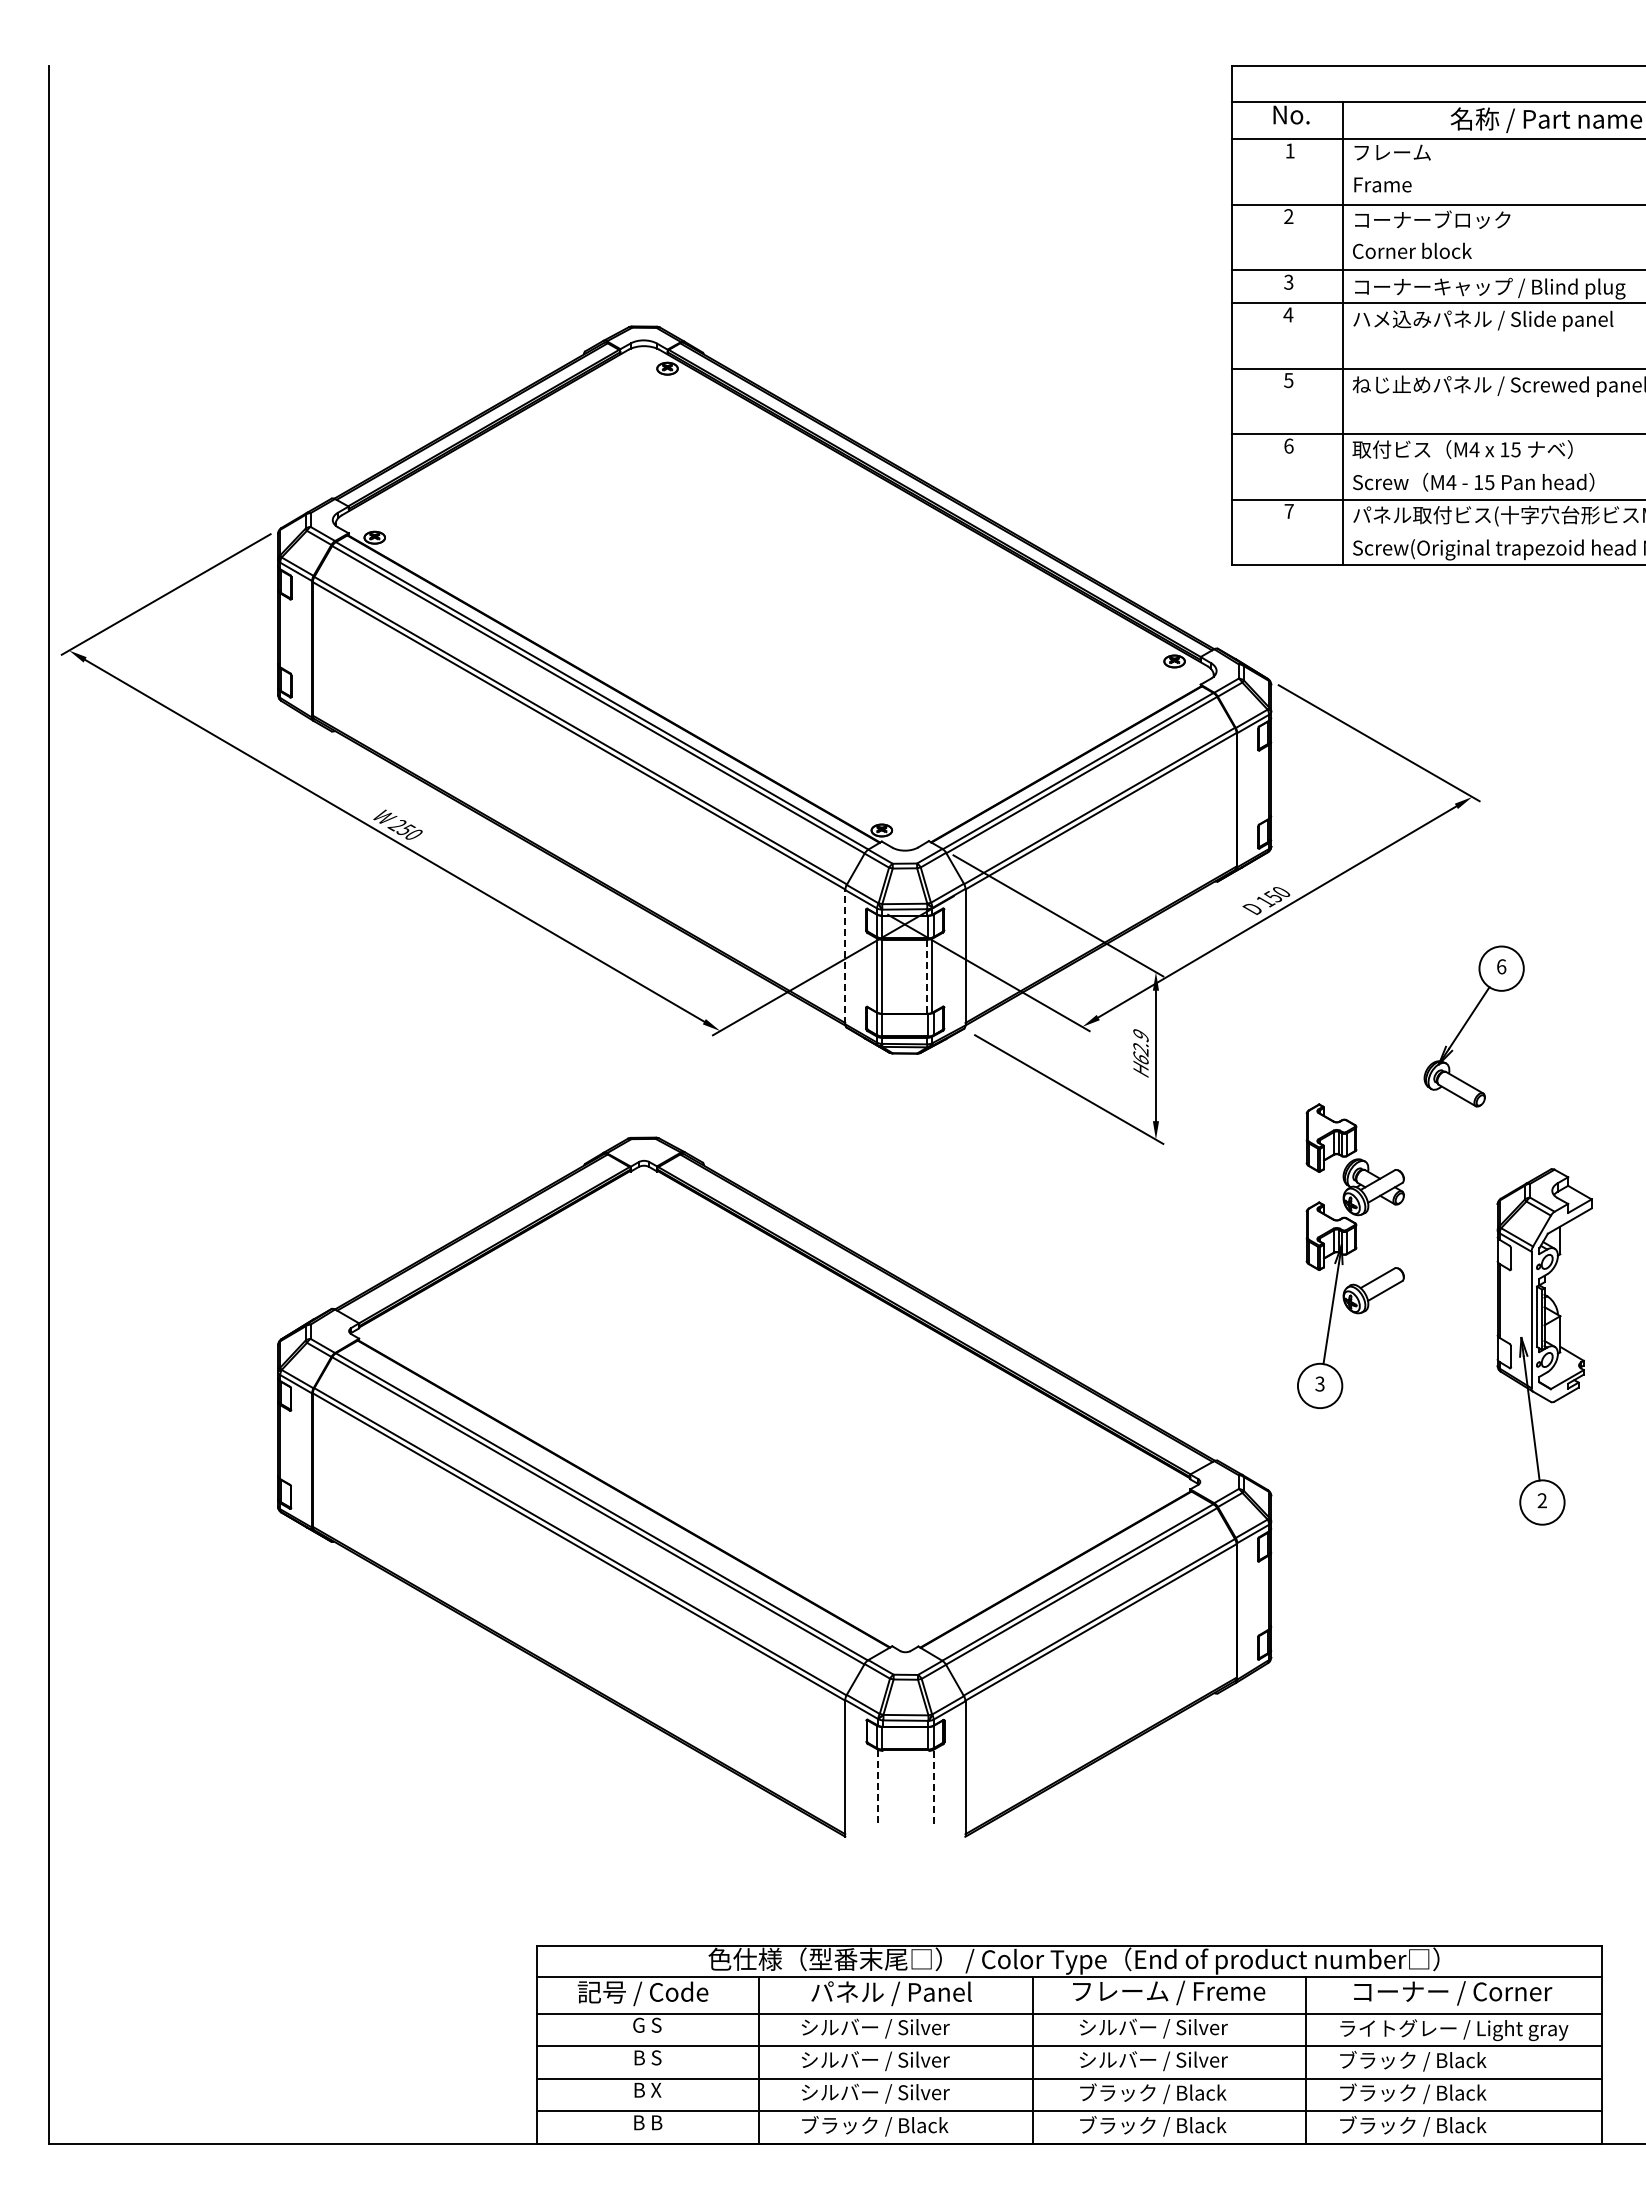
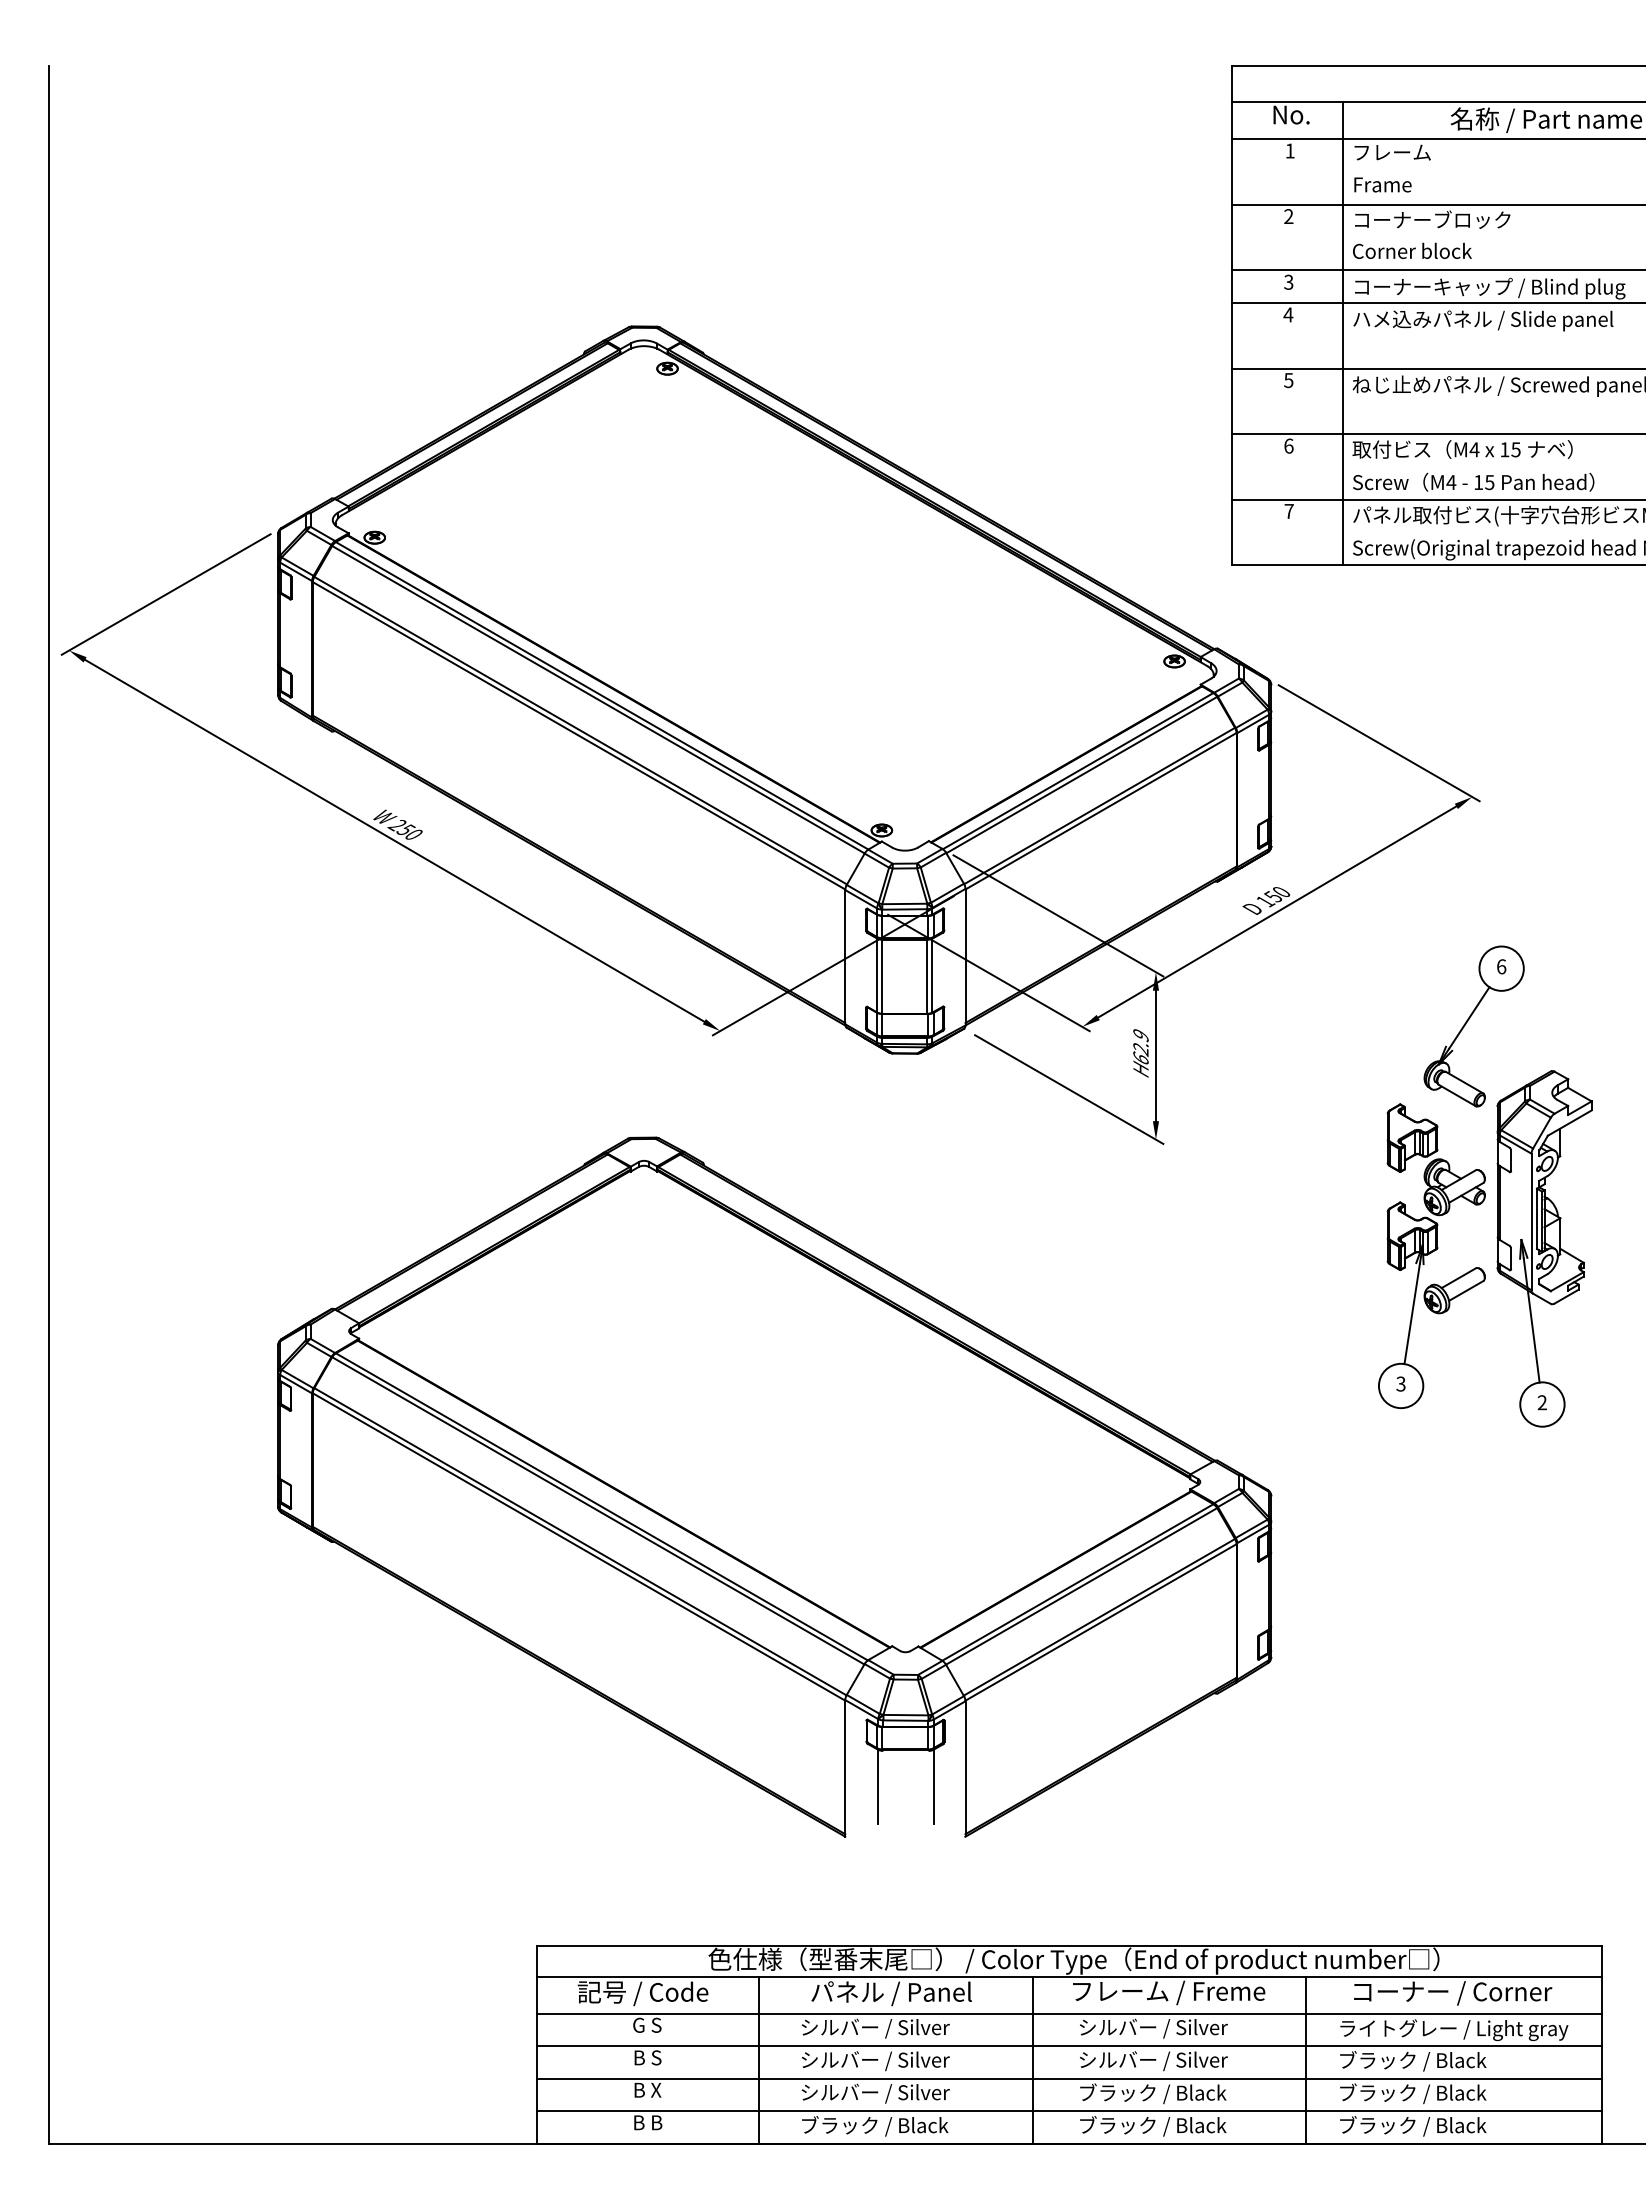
line: dashed -> solid (845, 956)
line: dashed -> solid (927, 976)
part position: (1350, 1255) -> (1431, 1255) (1431, 1255)
part position: (1544, 1346) -> (1544, 1248) (1544, 1248)
line: dashed -> solid (878, 1786)
line: dashed -> solid (933, 1786)
